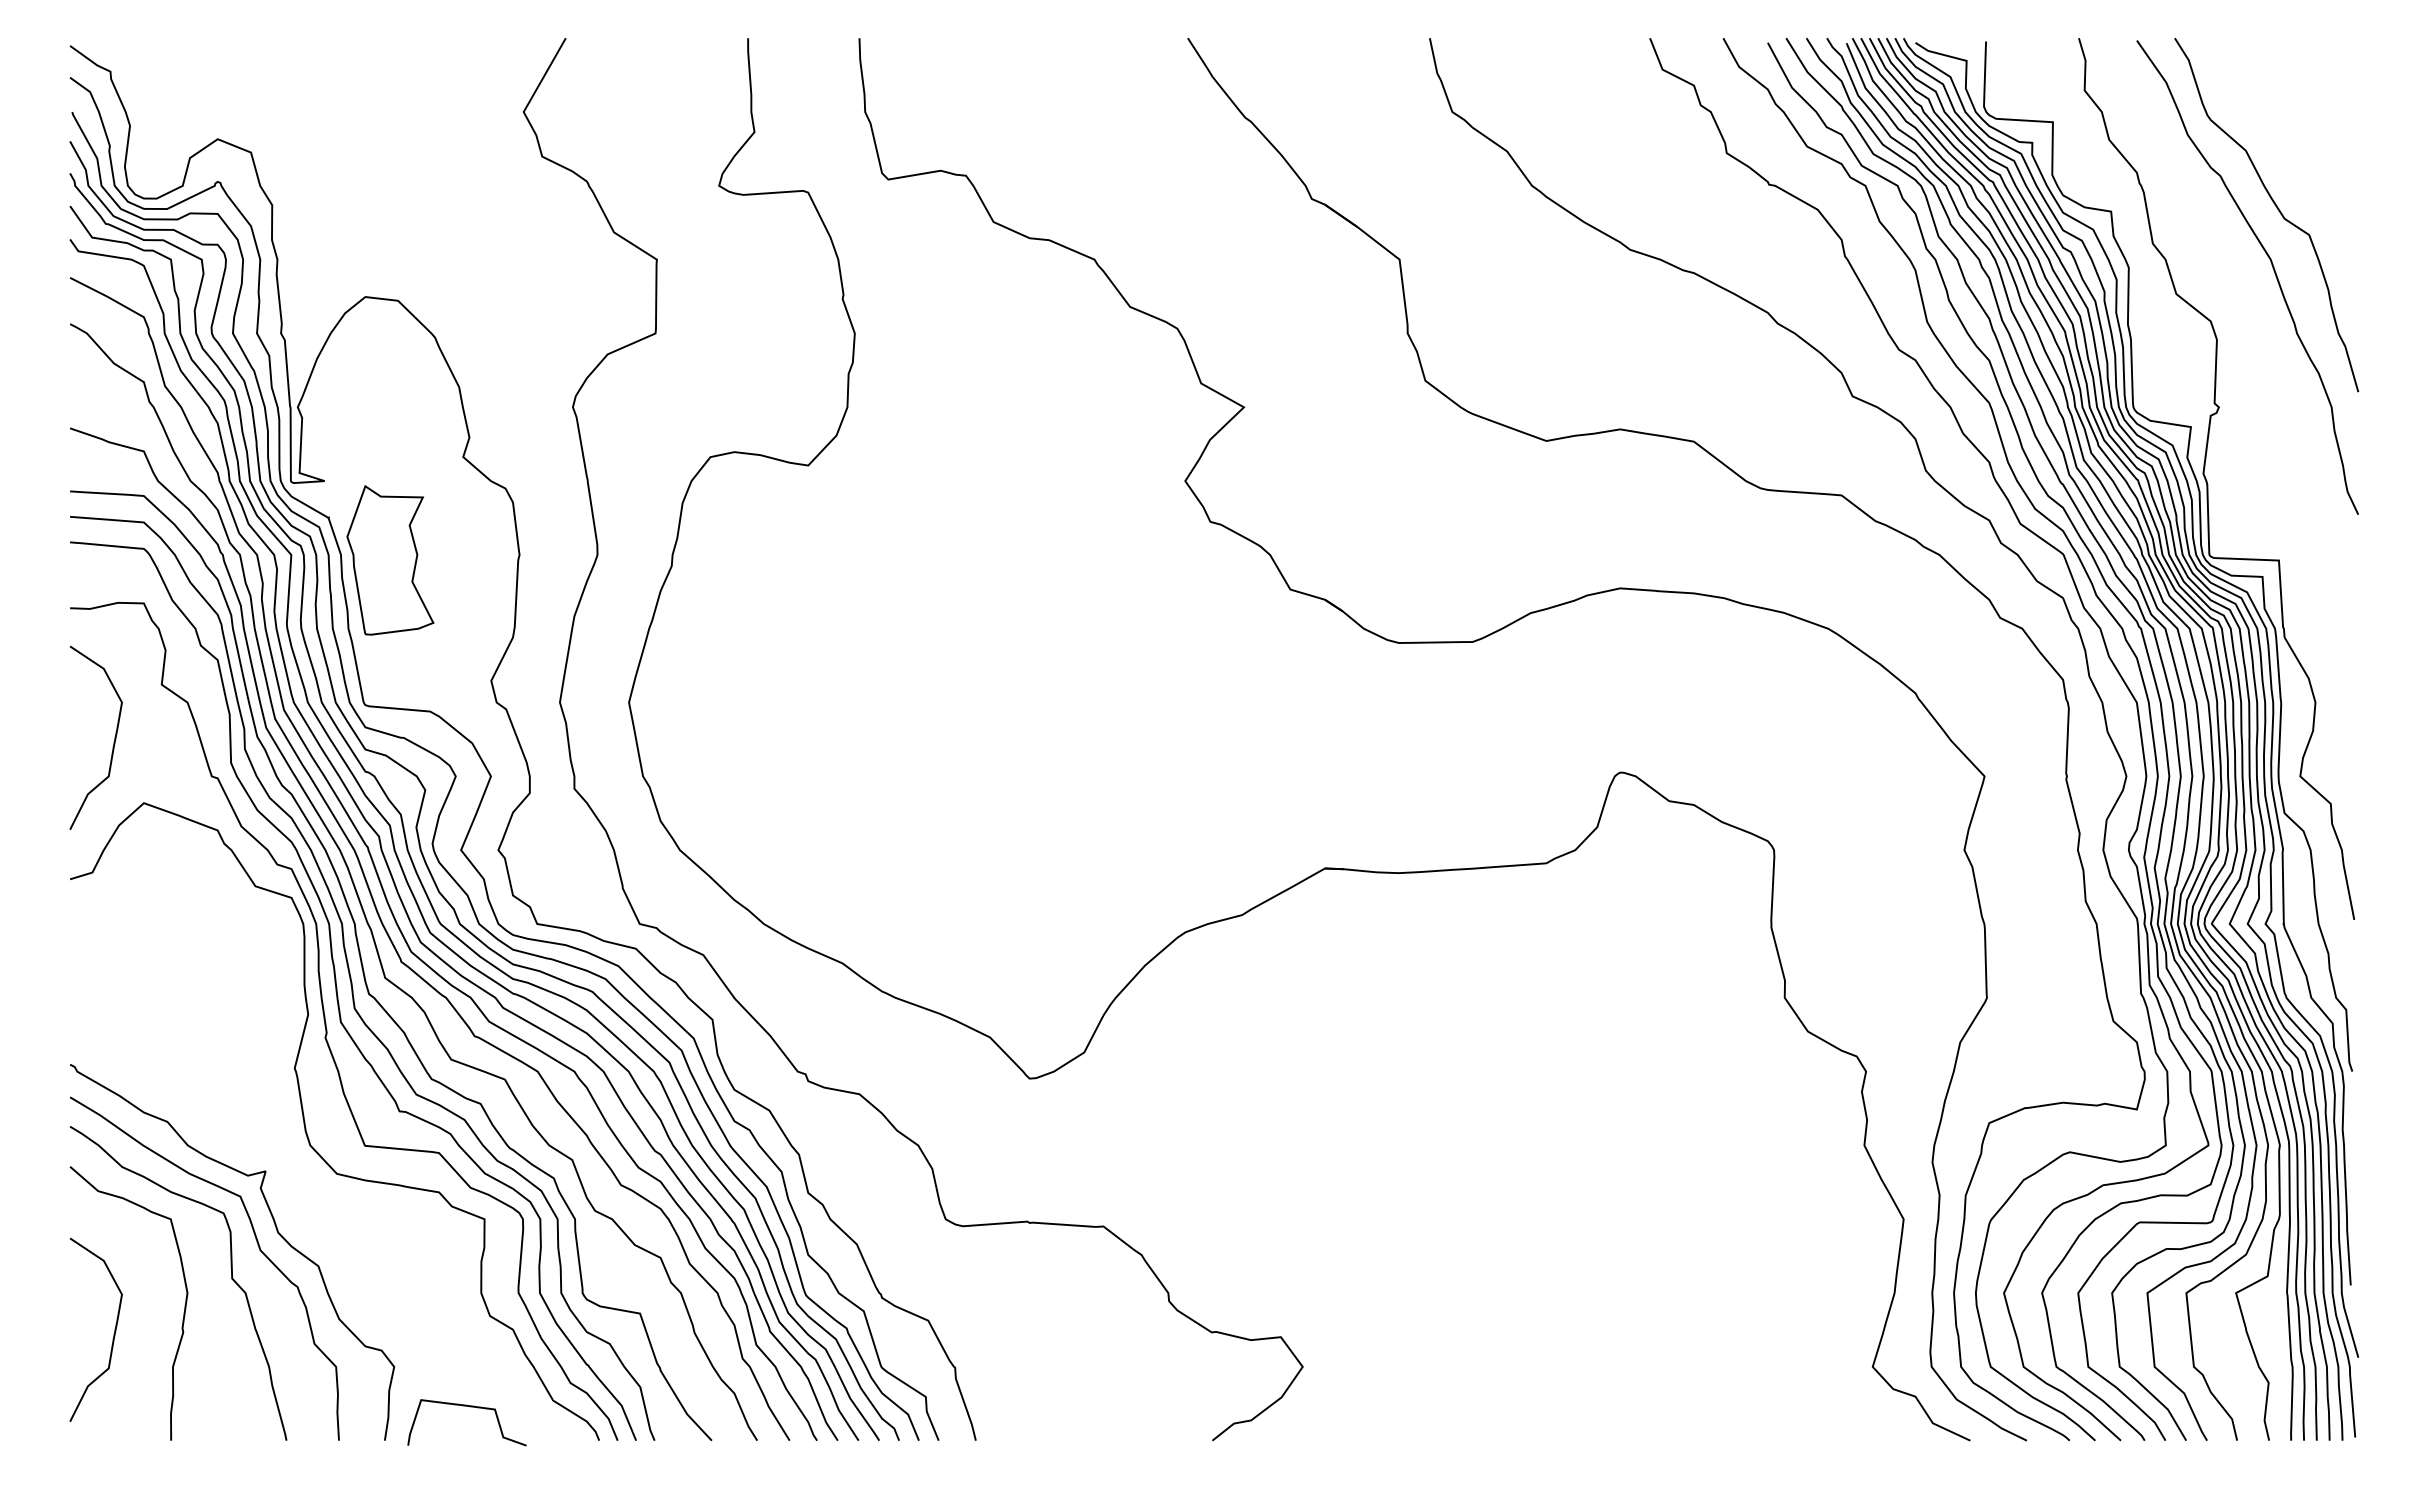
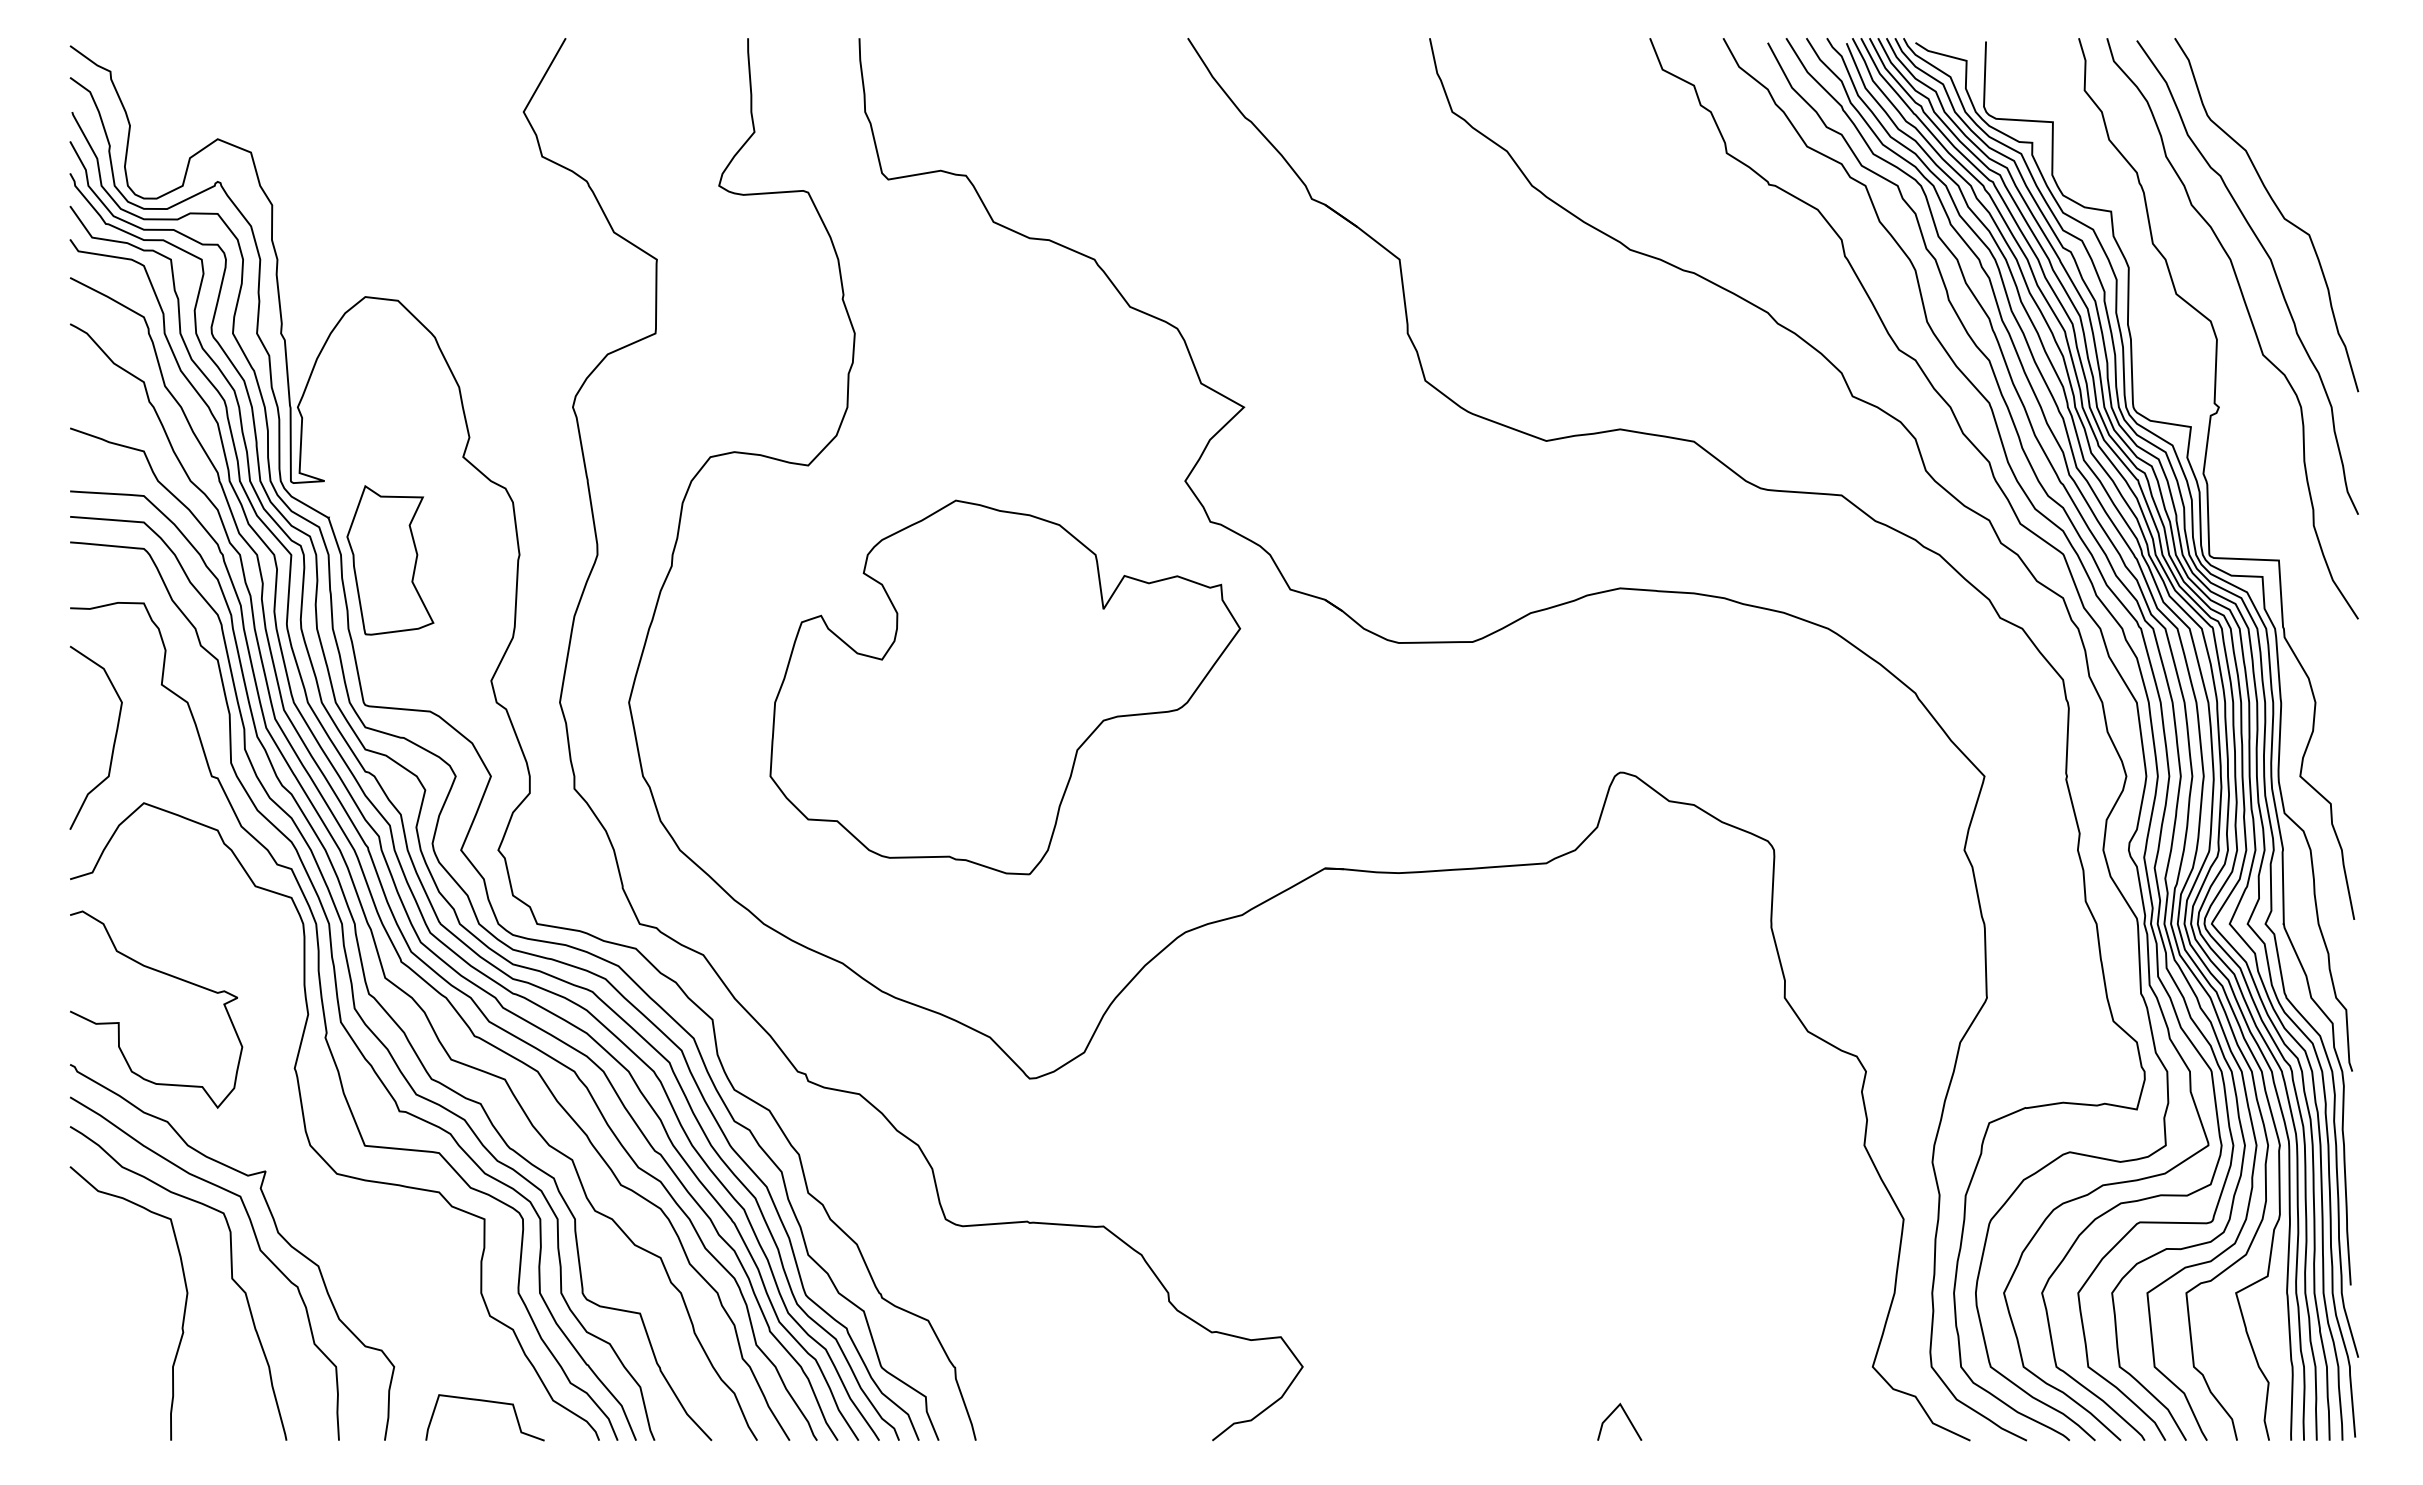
curve: none -> present (2250, 321)
part: none -> present (1005, 687)
curve: none -> present (169, 976)
curve: present -> none (113, 1334)
curve position: (470, 1407) -> (488, 1402) (488, 1402)
line: none -> present (1625, 1415)
